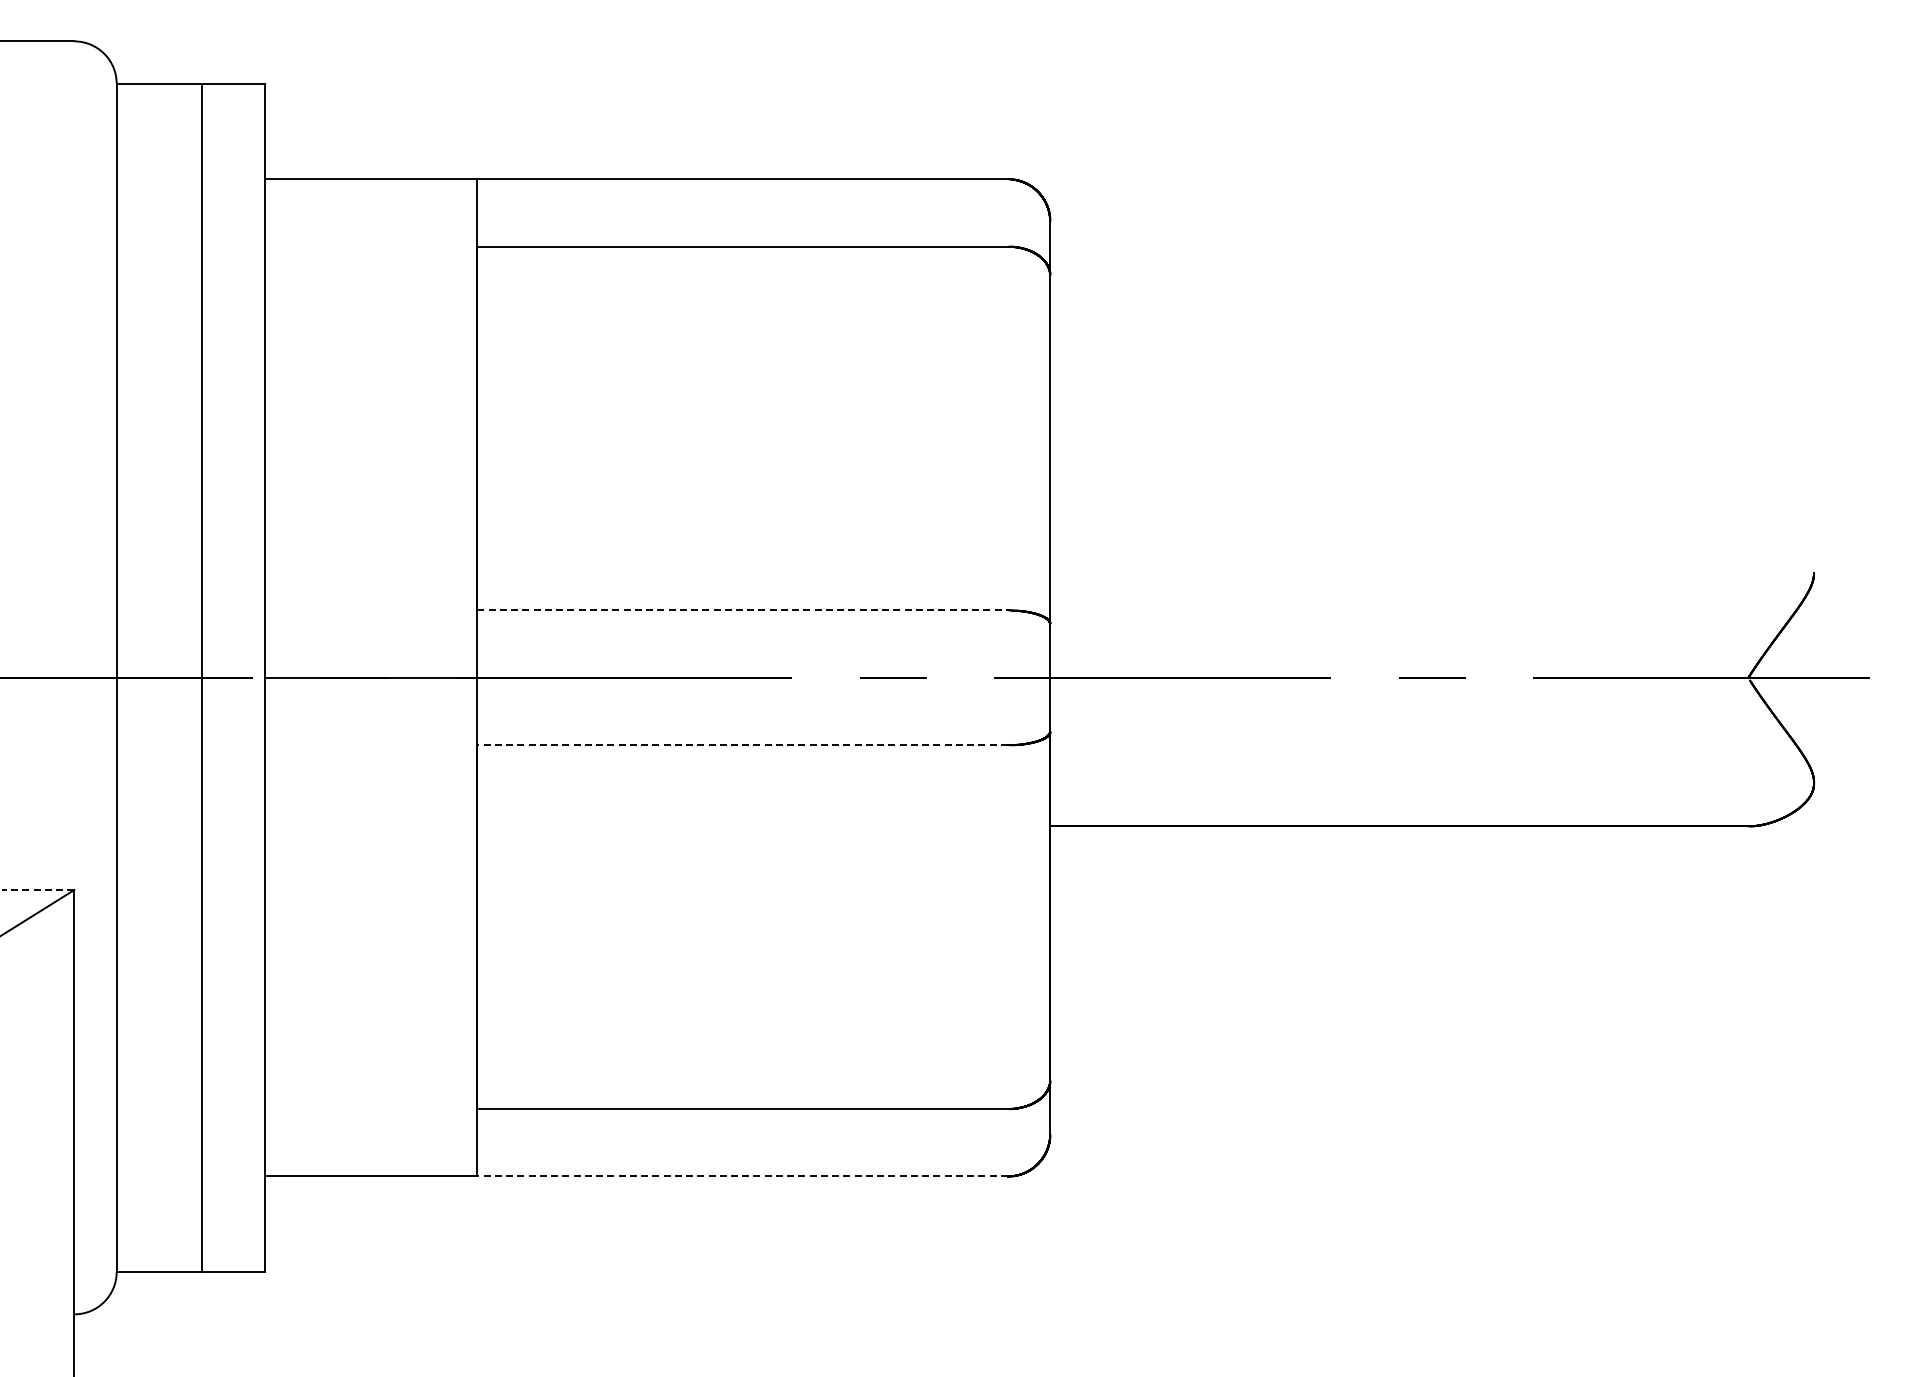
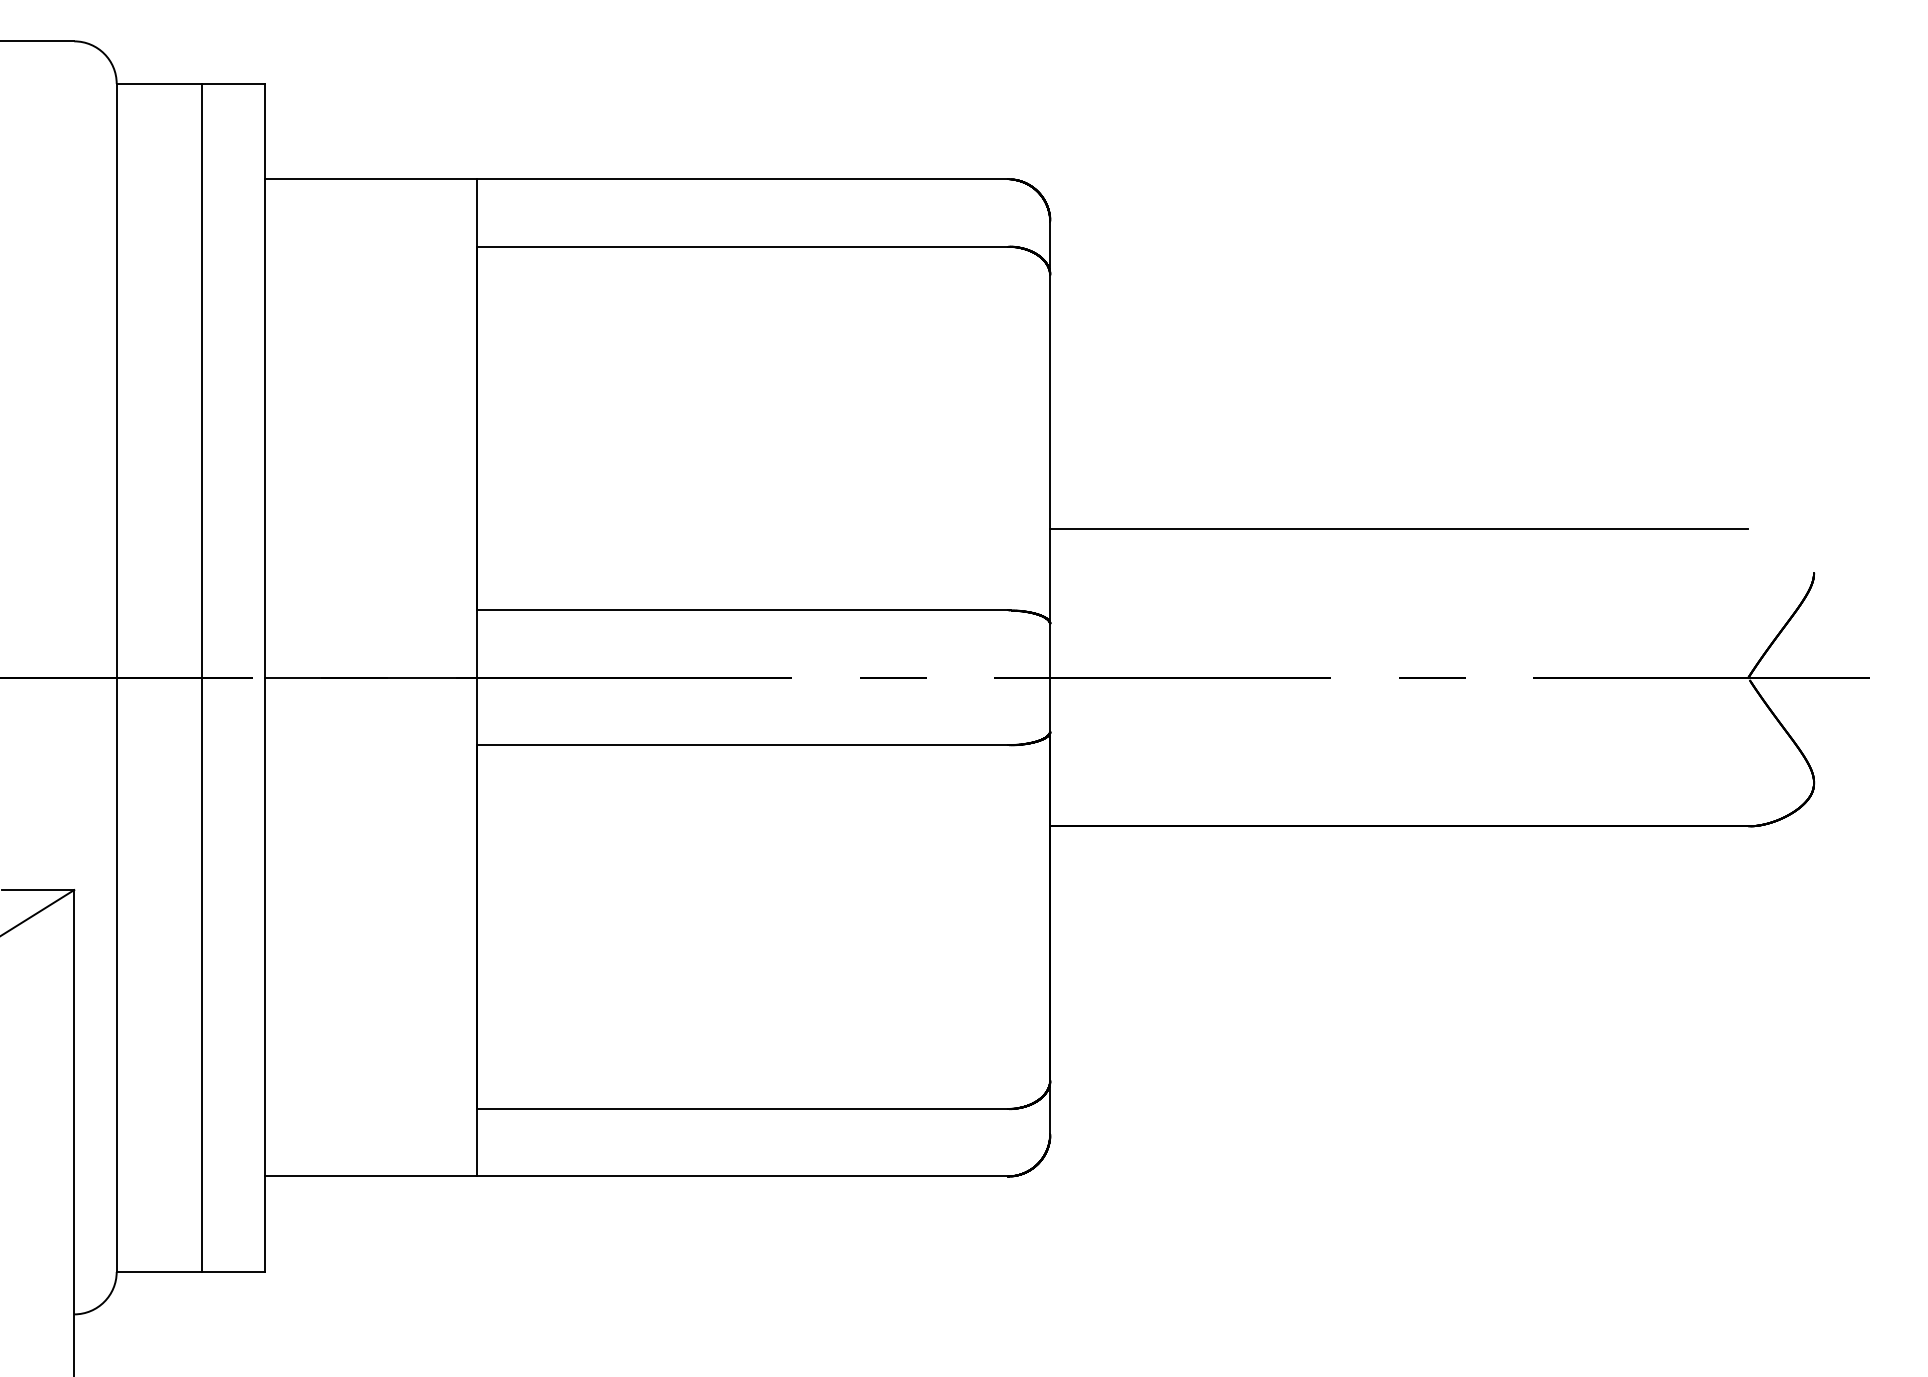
line: none -> present (1399, 529)
line: dashed -> solid (743, 610)
line: dashed -> solid (742, 745)
line: dashed -> solid (37, 890)
line: dashed -> solid (742, 1176)
